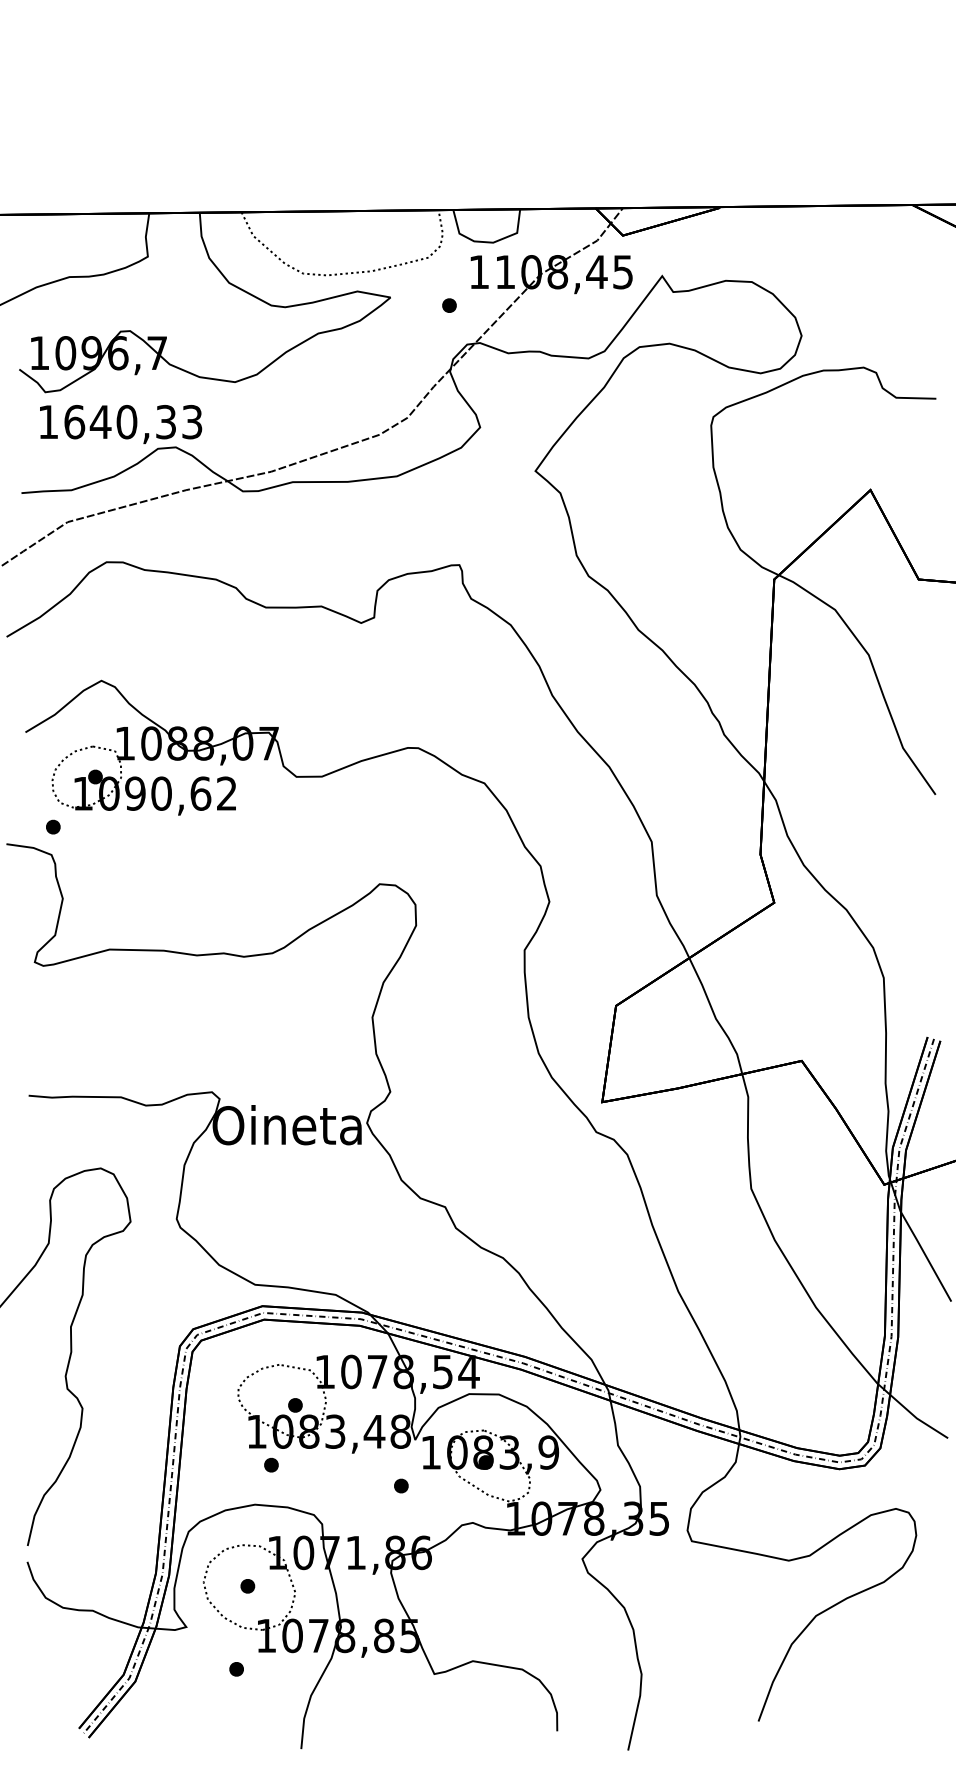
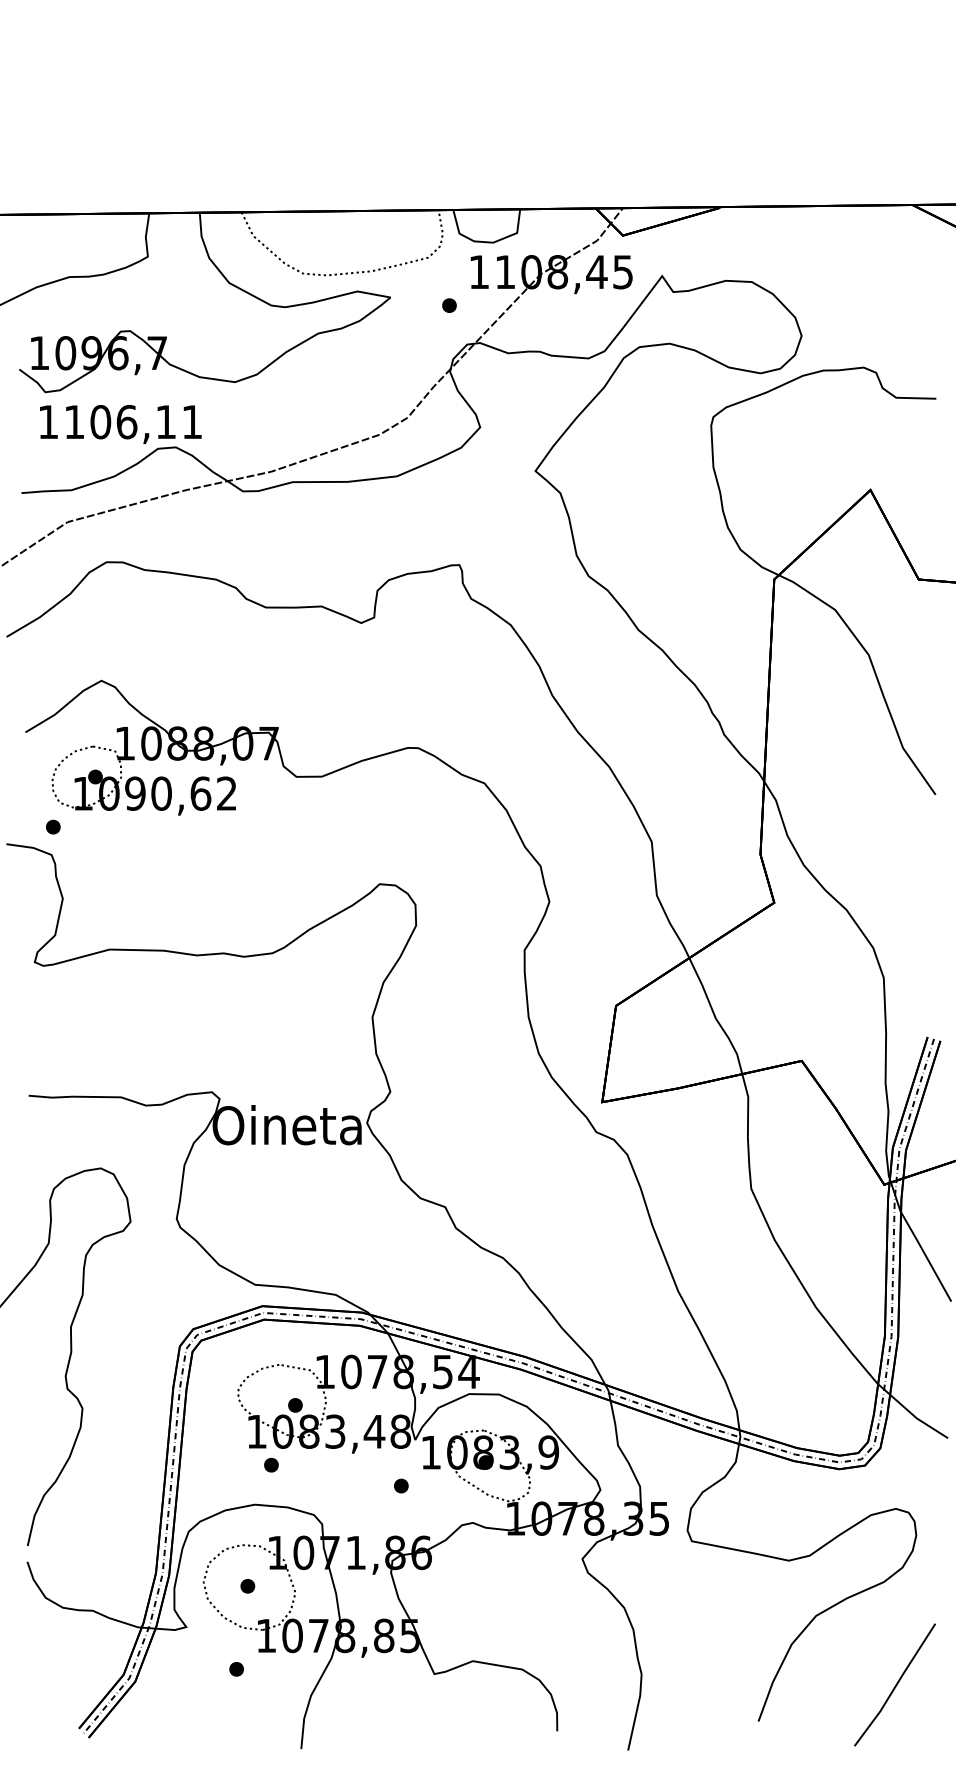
text: 1640,33 -> 1106,11 (133, 421)
line: none -> present (895, 1684)
